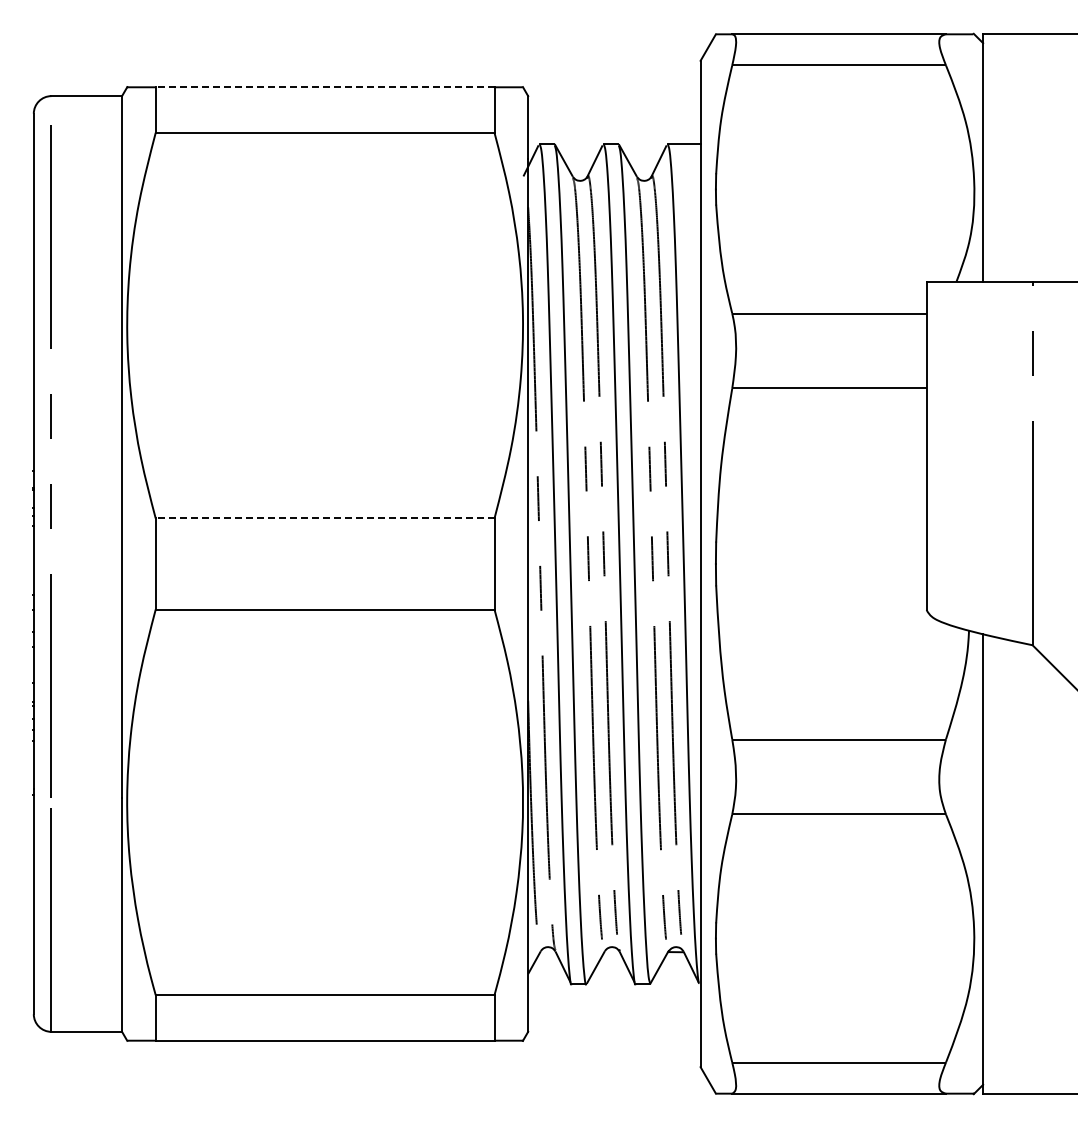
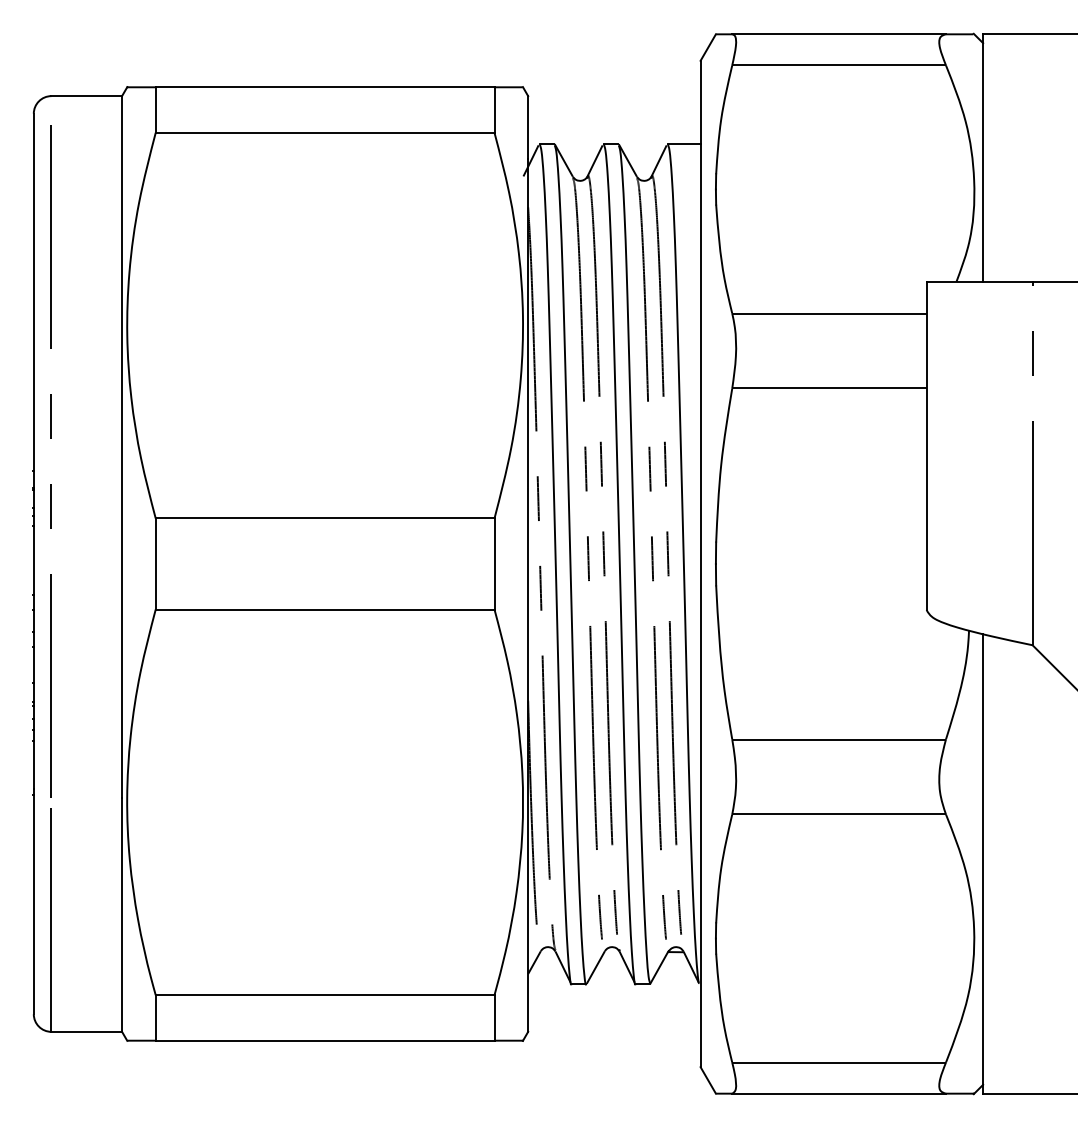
line: dashed -> solid (324, 87)
line: dashed -> solid (324, 518)
